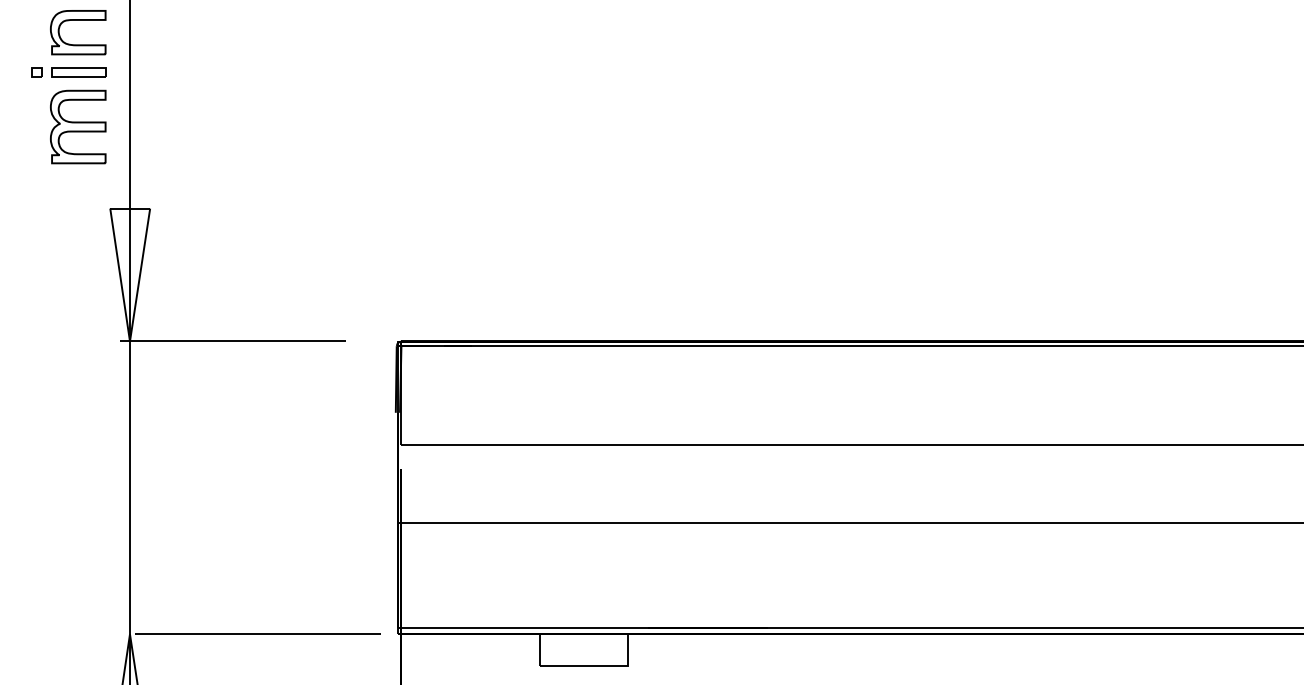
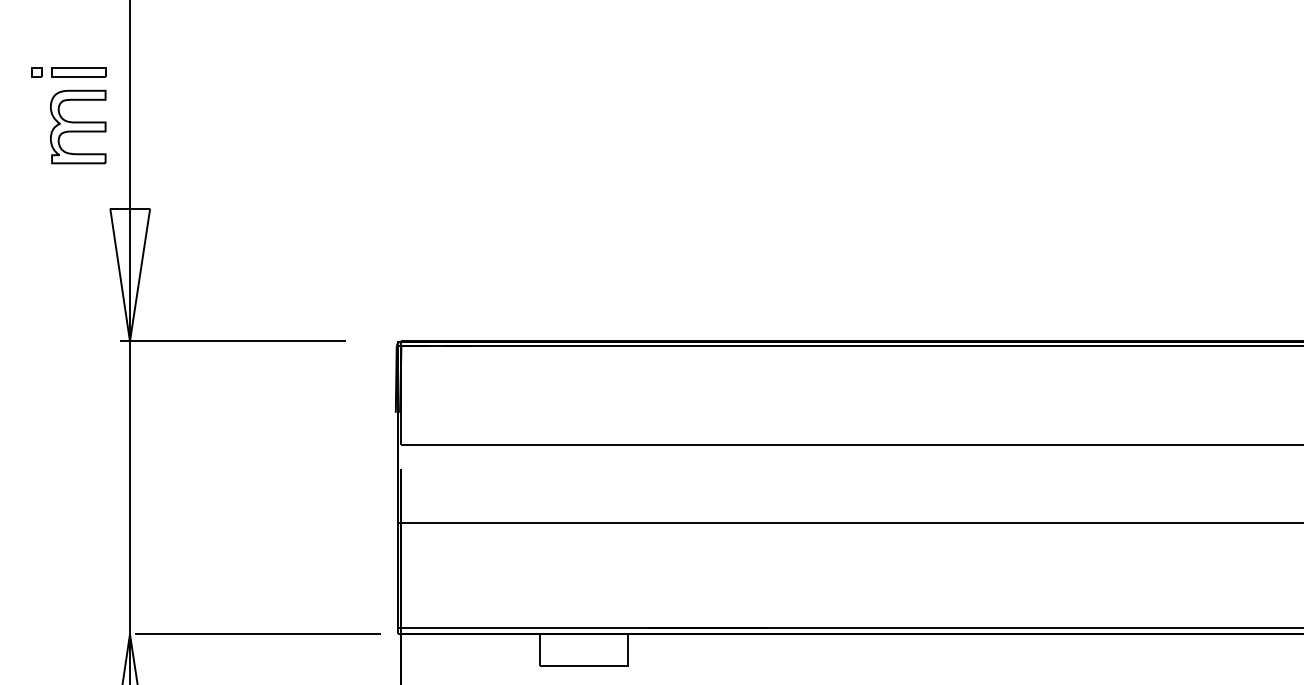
part: present -> none (78, 20)
